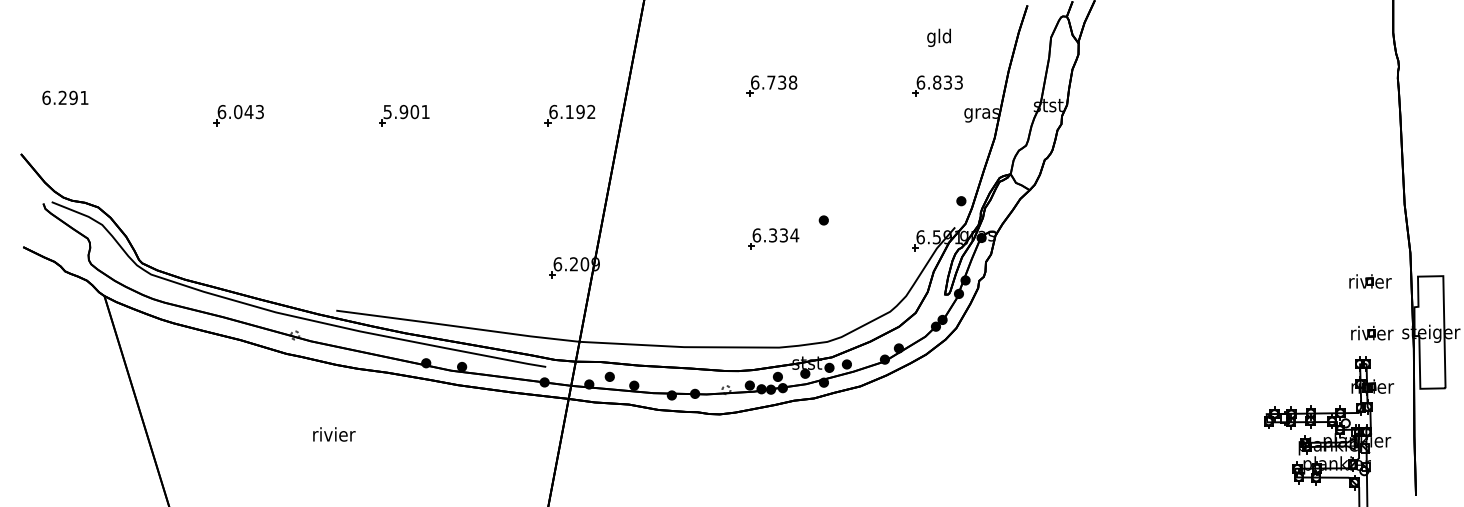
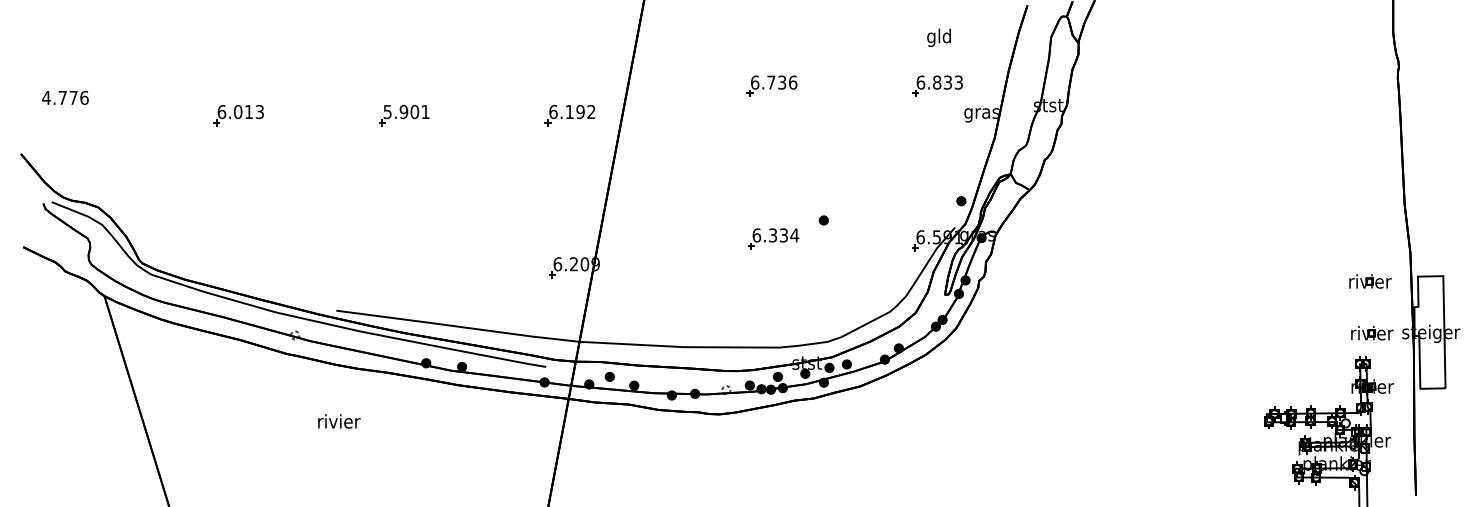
text: 6.738 -> 6.736 (792, 82)
text: 6.291 -> 4.776 (65, 97)
text: 6.043 -> 6.013 (248, 111)
text position: (334, 434) -> (339, 421) (339, 421)
